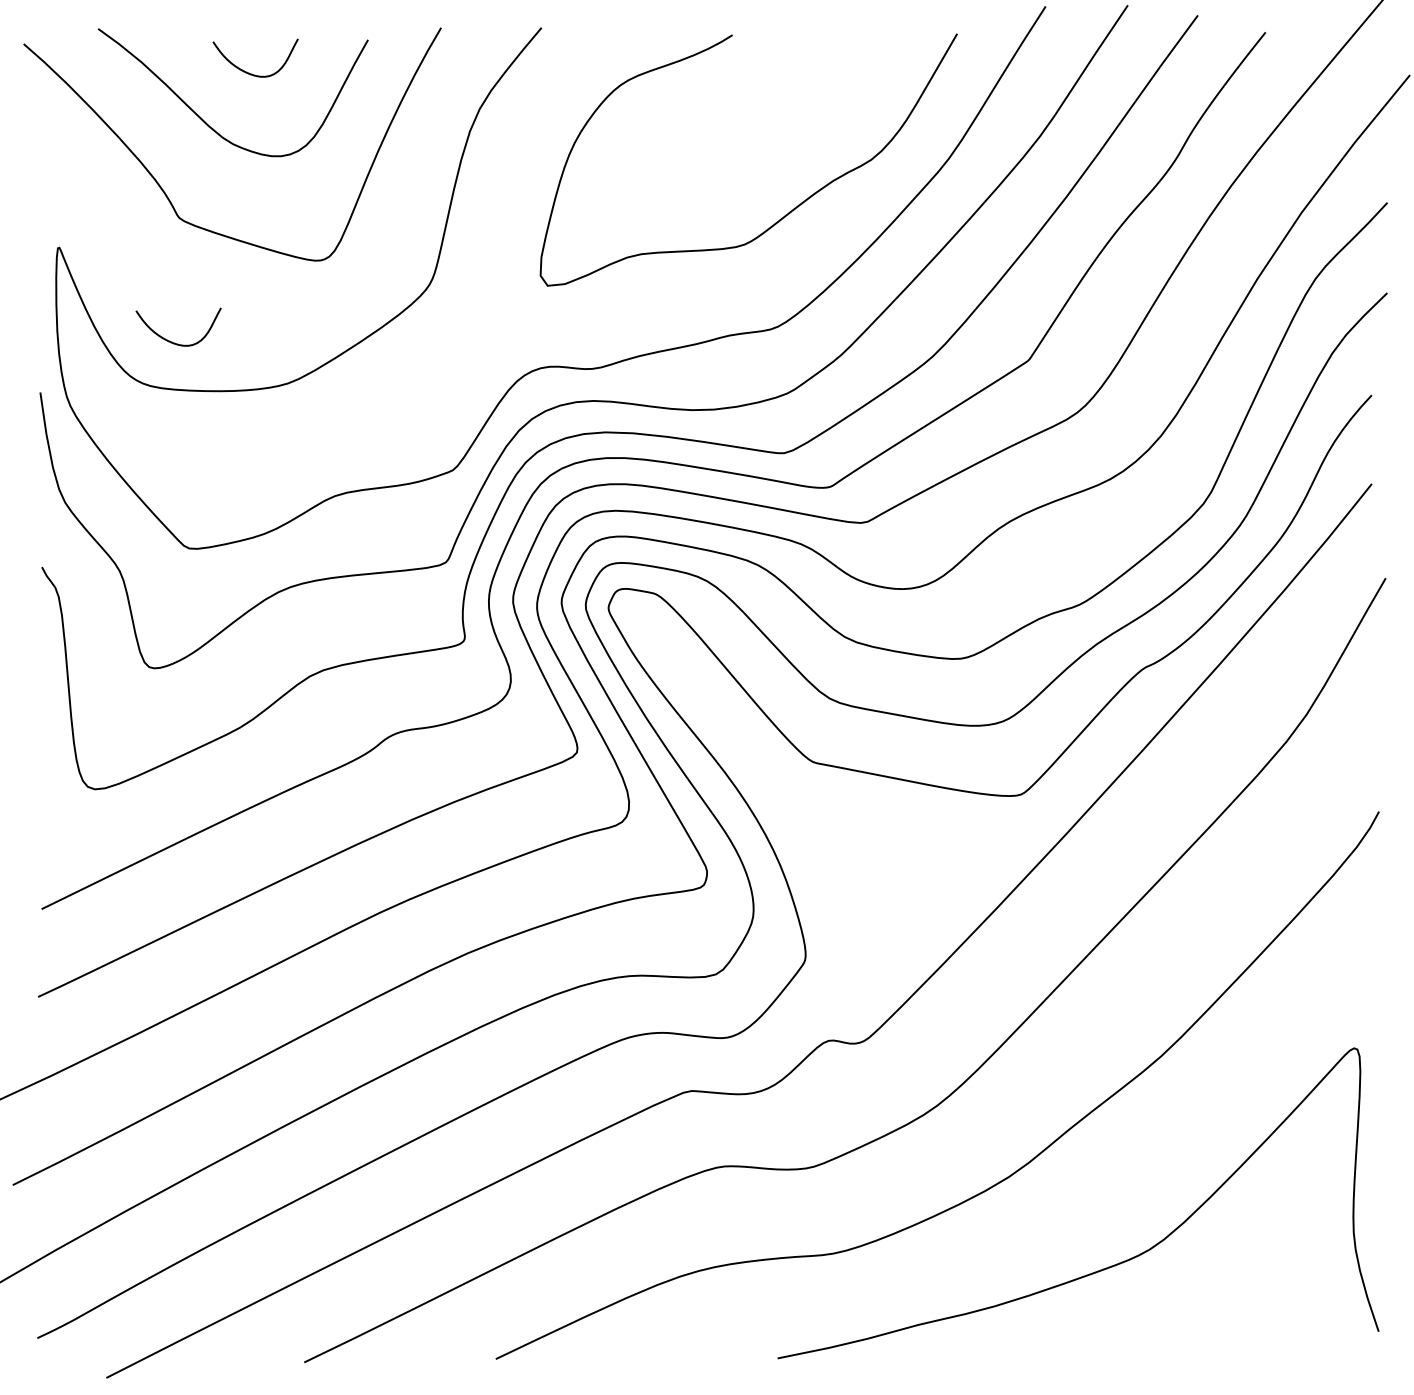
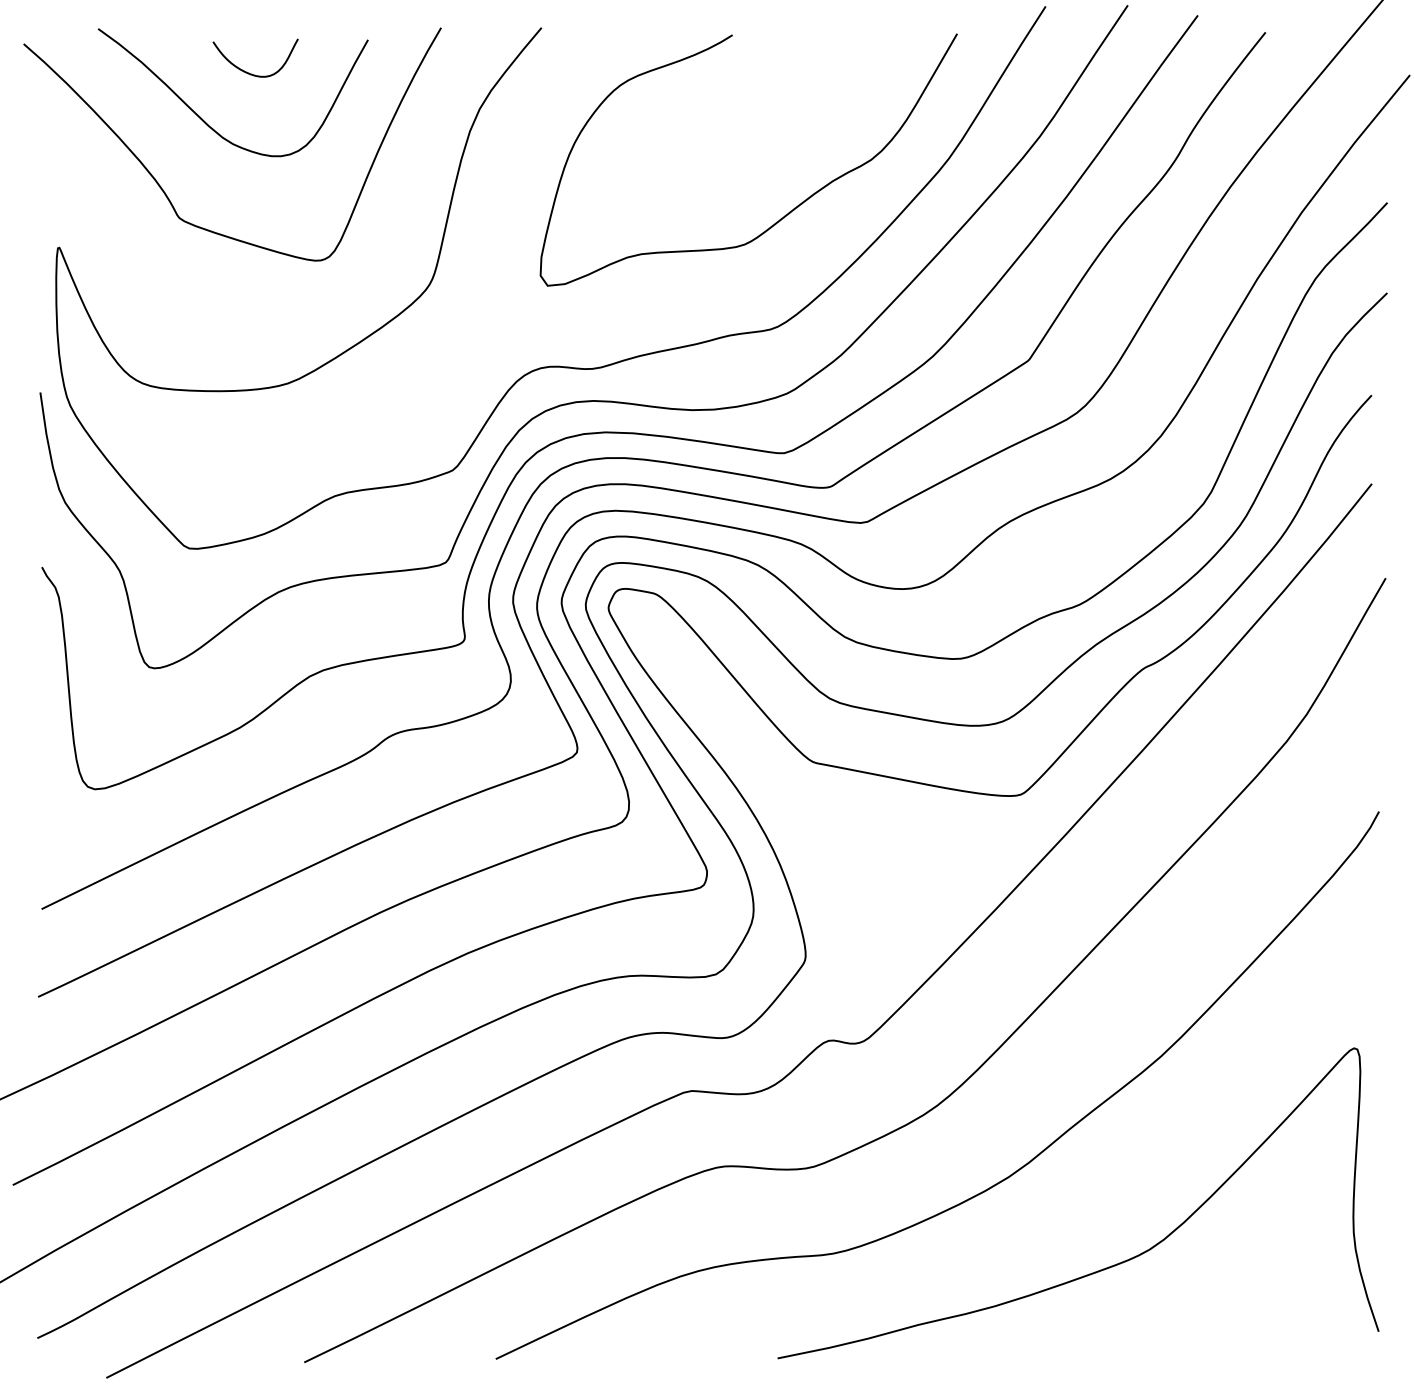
curve: present -> none (172, 341)
